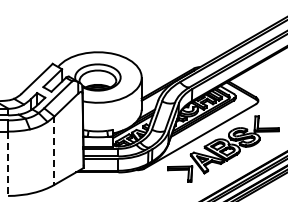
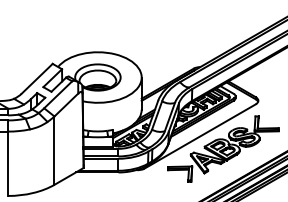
line: dashed -> solid (54, 151)
line: dashed -> solid (8, 164)
